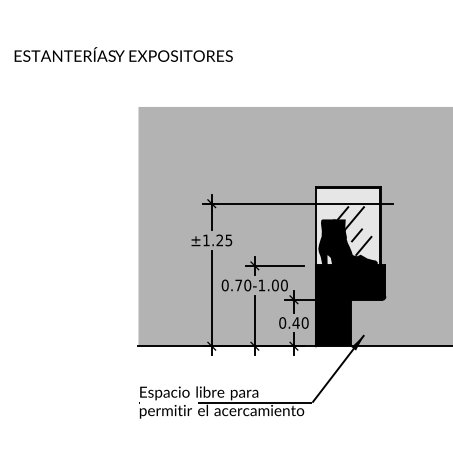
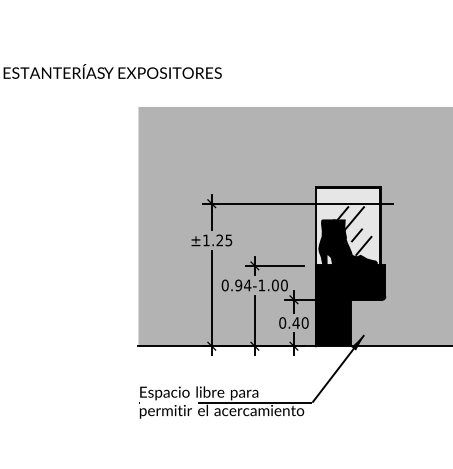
text position: (123, 54) -> (112, 71) (112, 71)
text: 0.70-1.00 -> 0.94-1.00 (243, 285)
